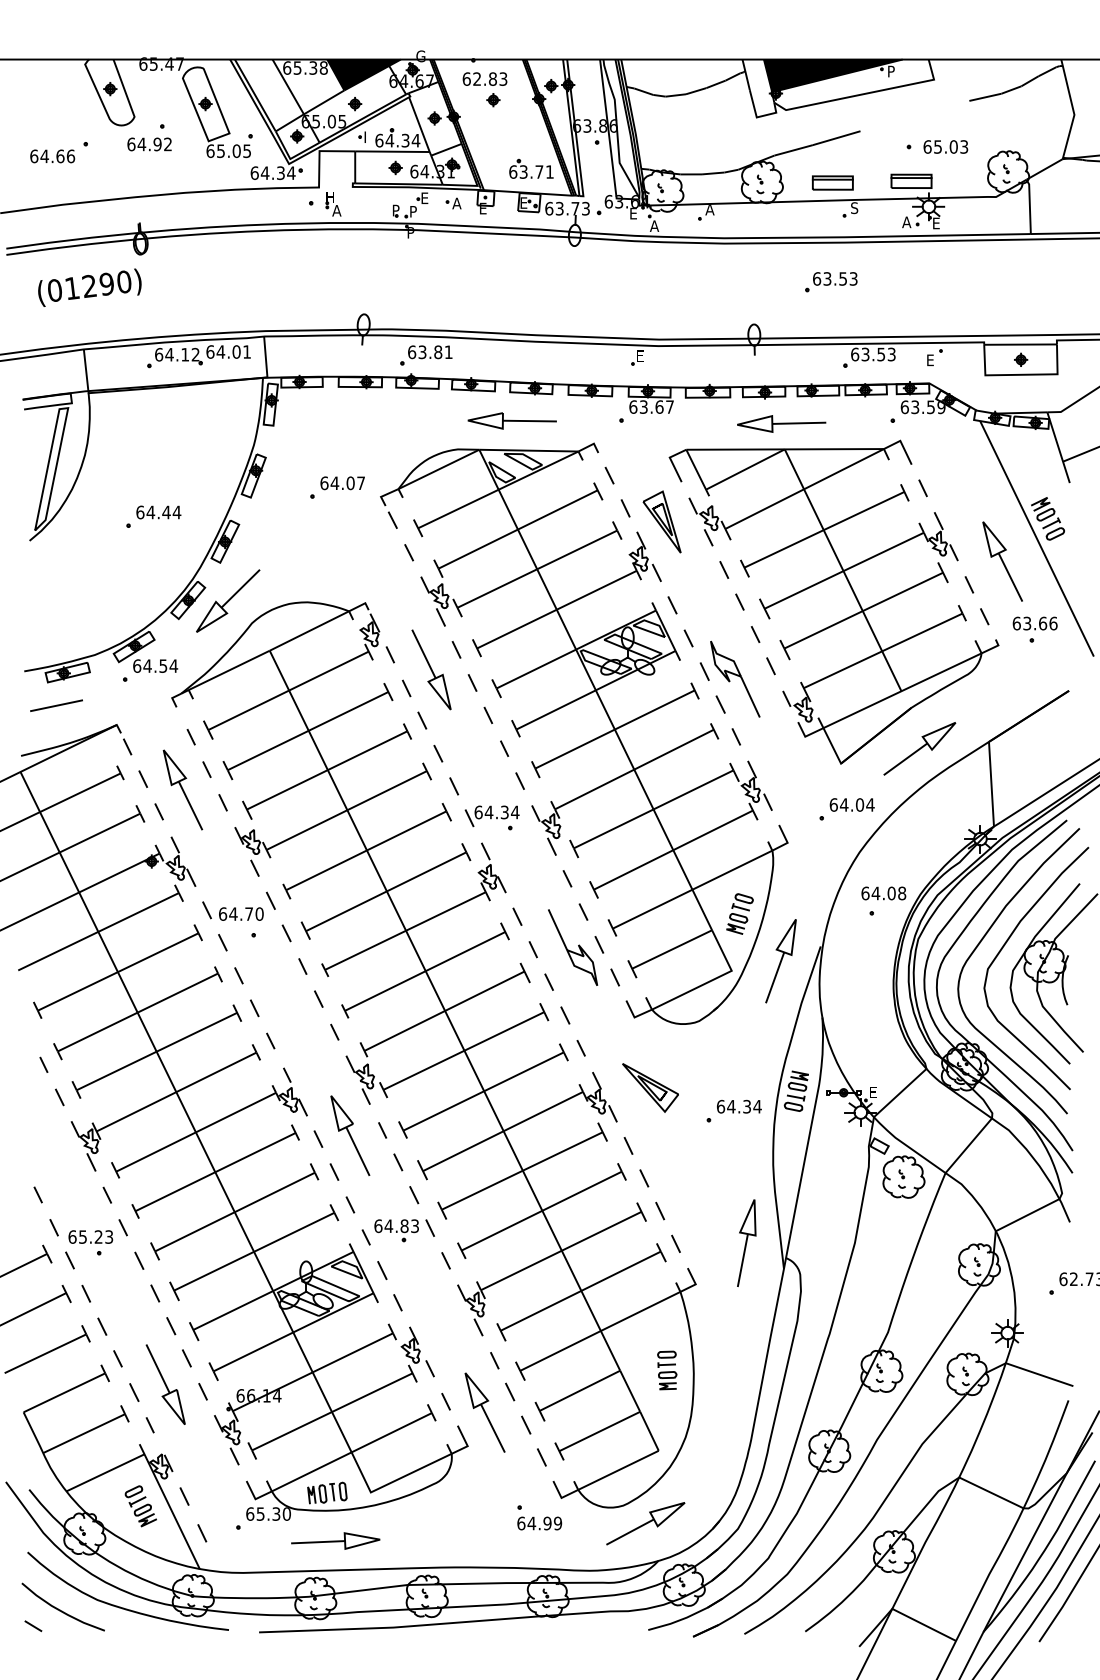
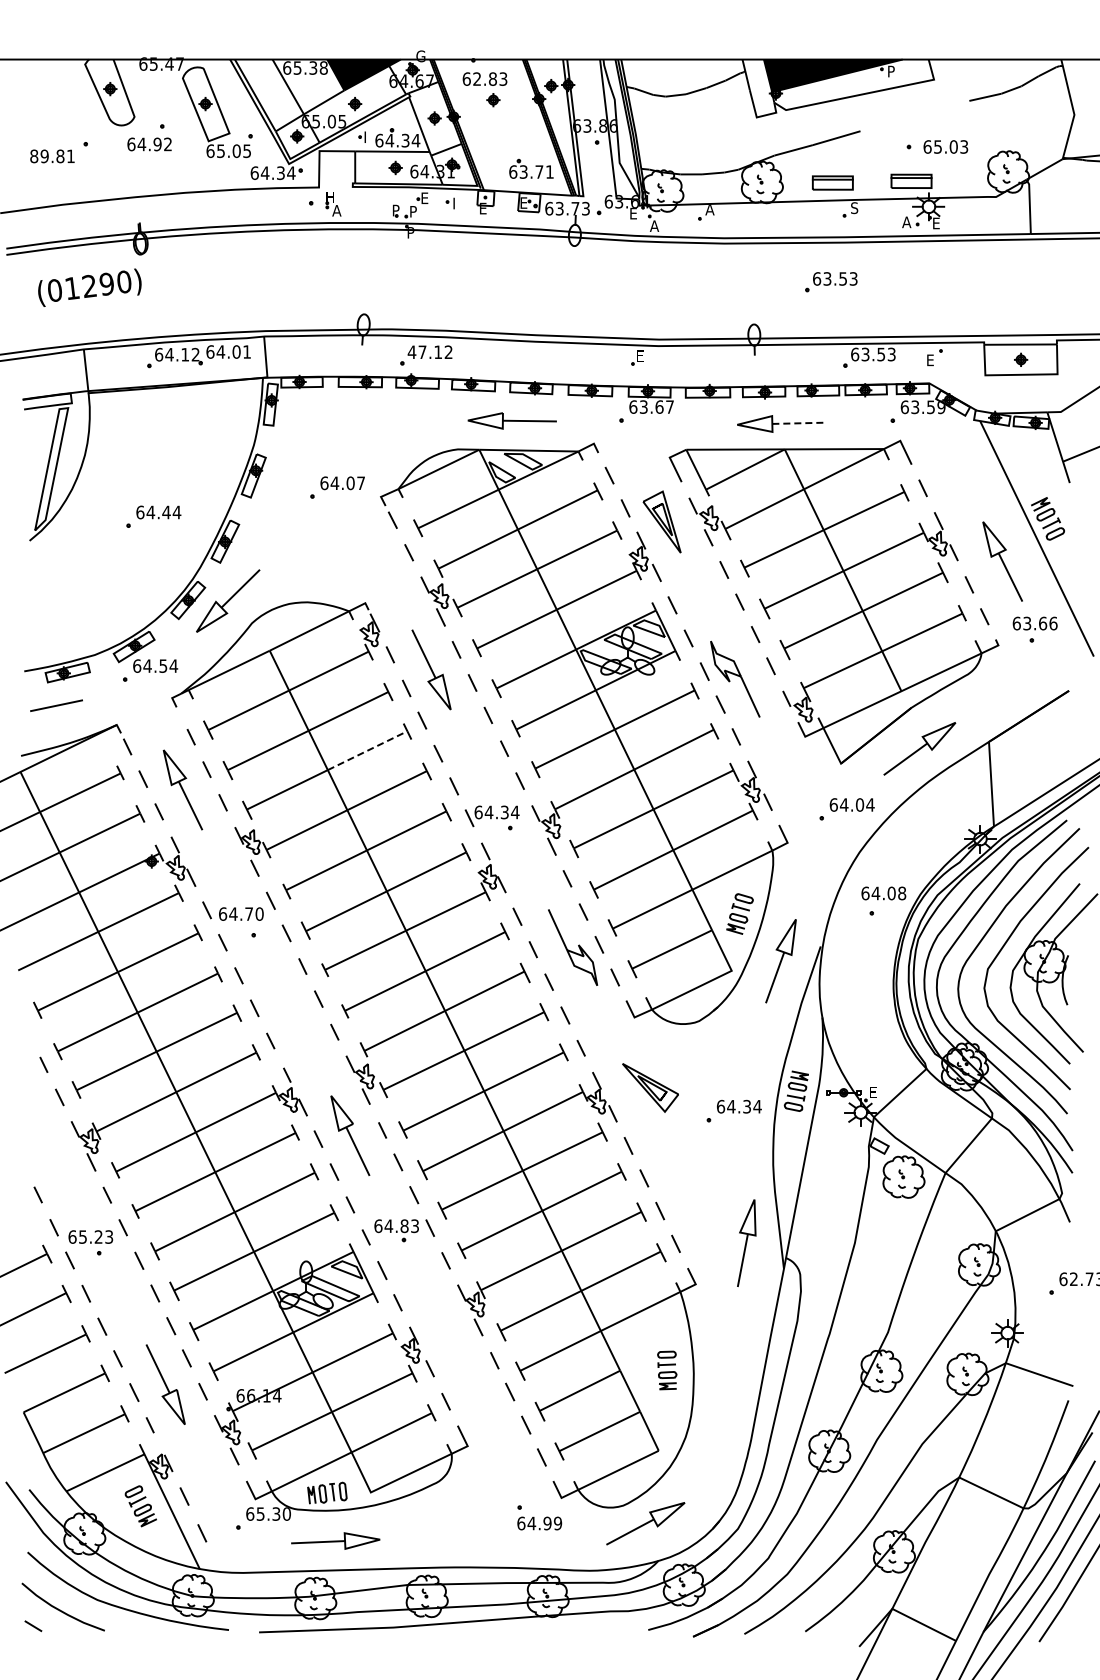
text: 64.66 -> 89.81 (52, 156)
text: A -> I (456, 203)
text: 63.81 -> 47.12 (429, 352)
line: solid -> dashed (799, 423)
line: solid -> dashed (368, 750)
part: present -> none (484, 1412)
